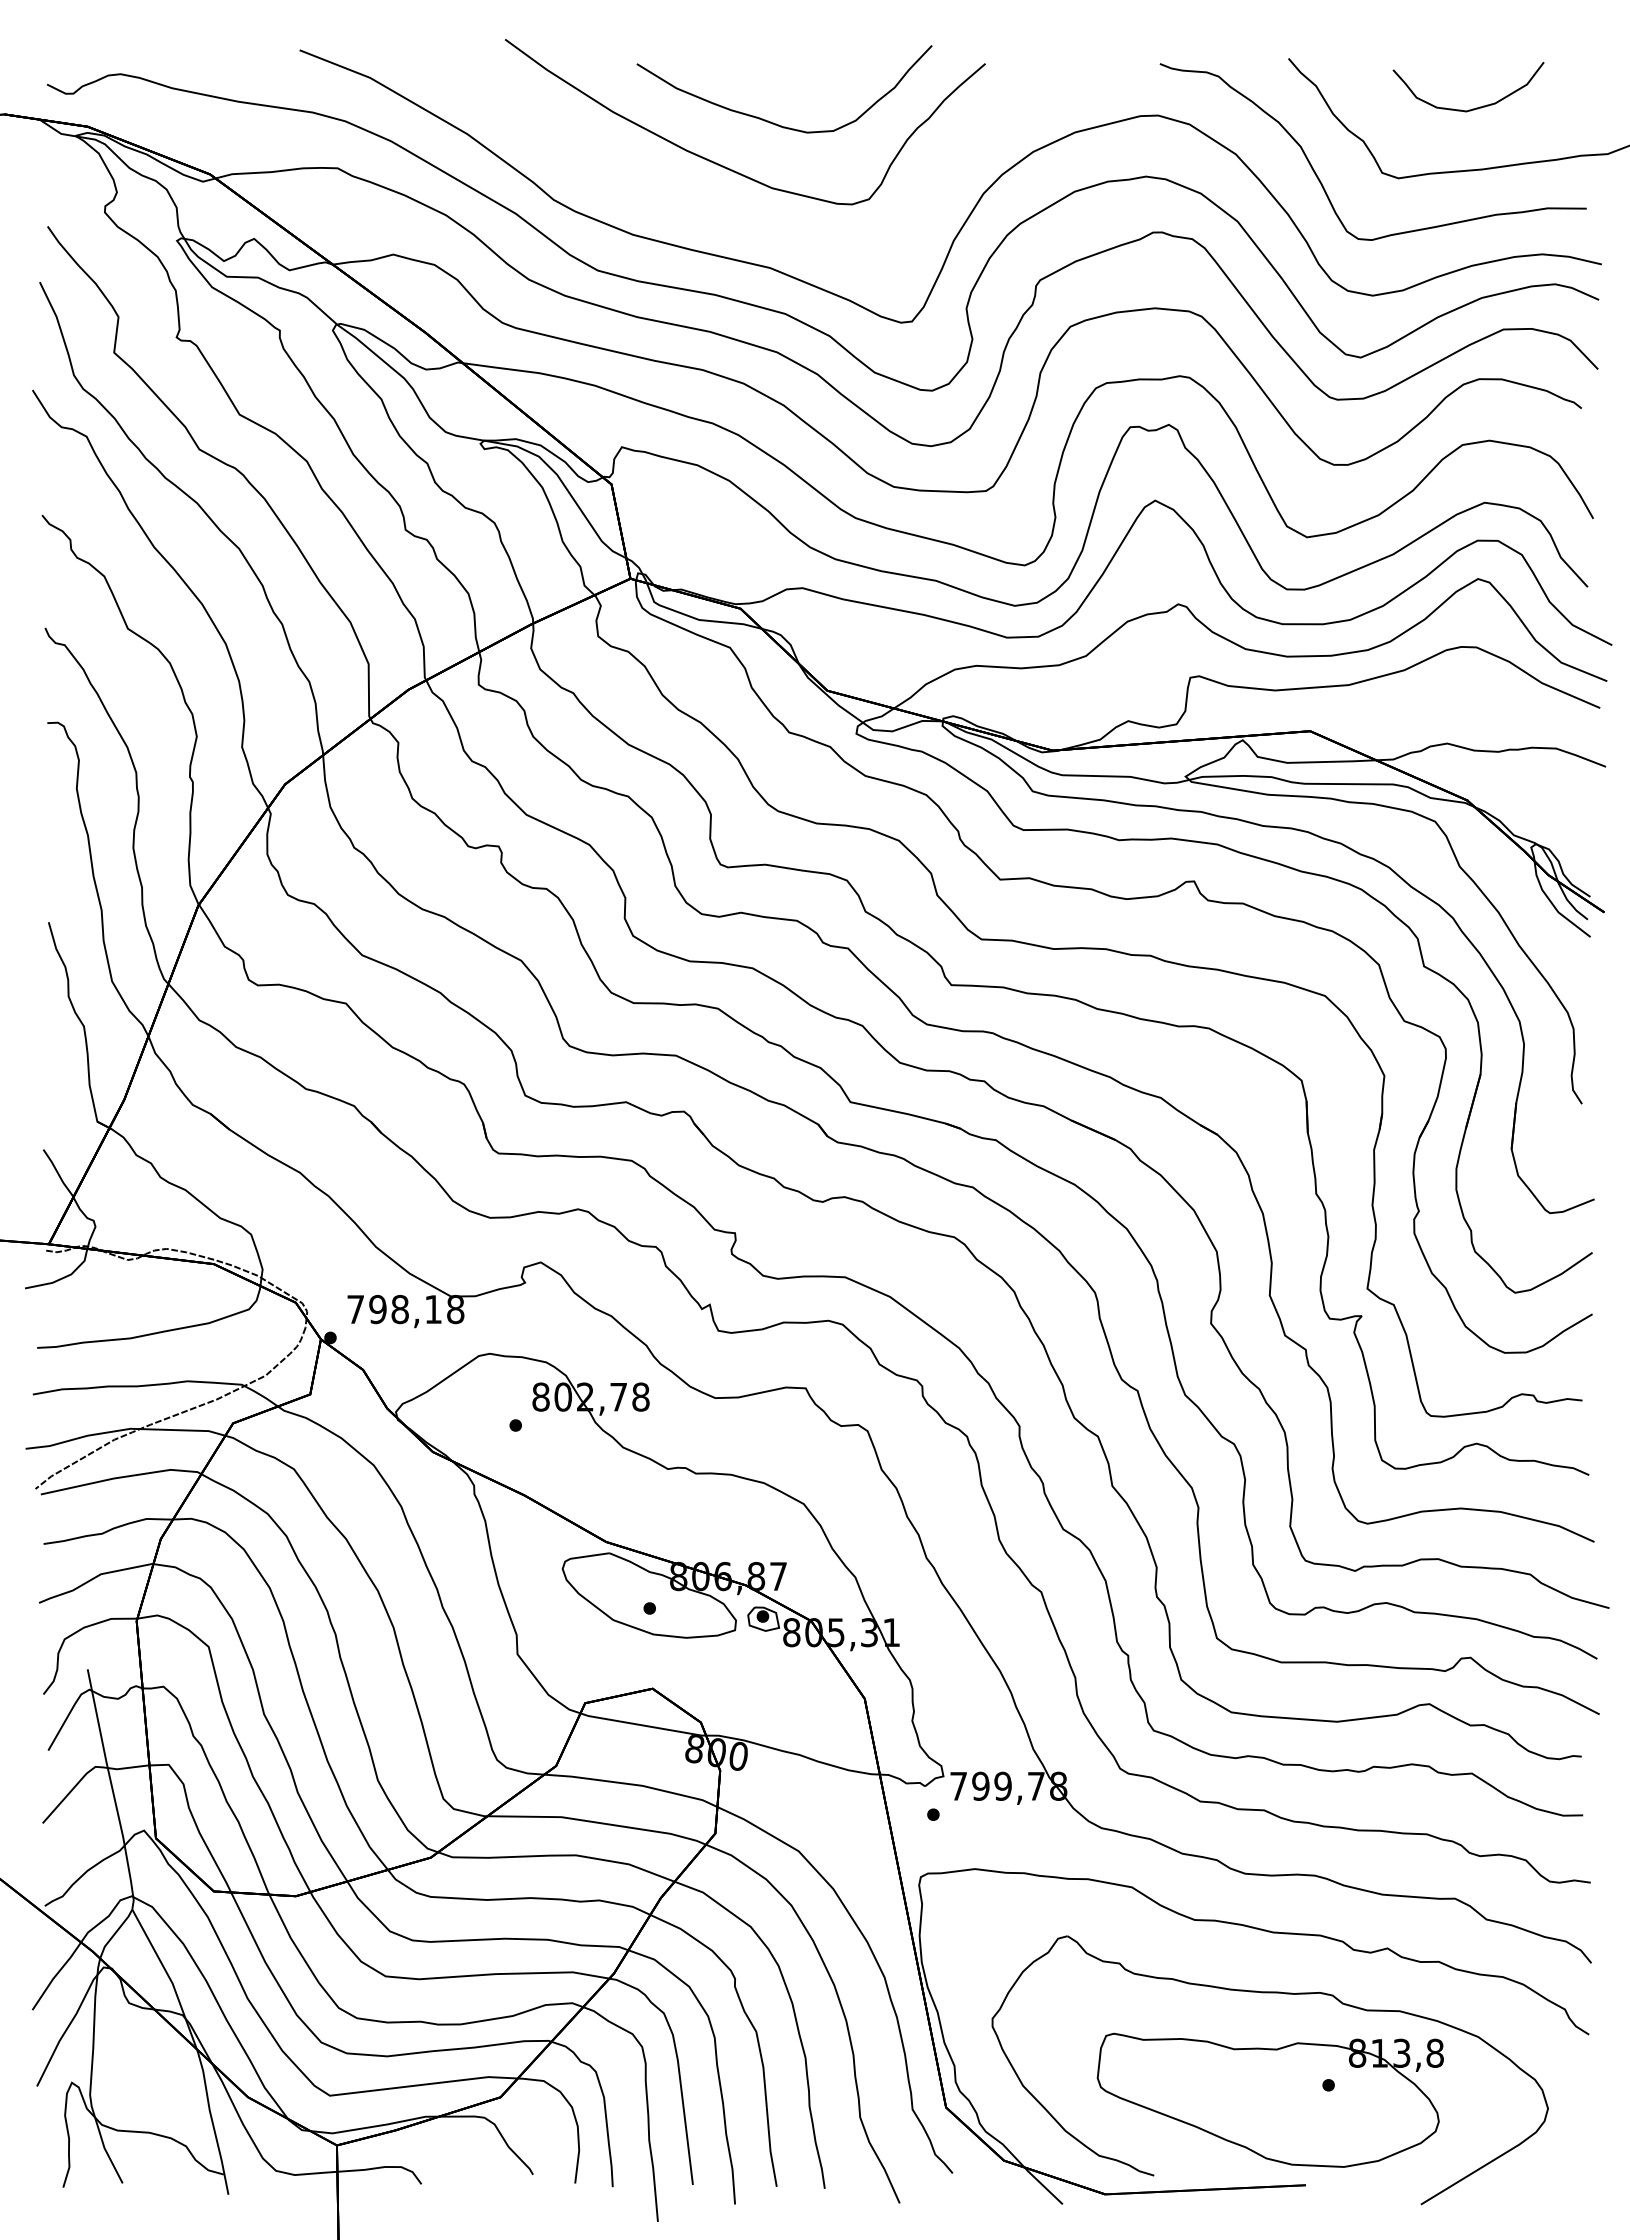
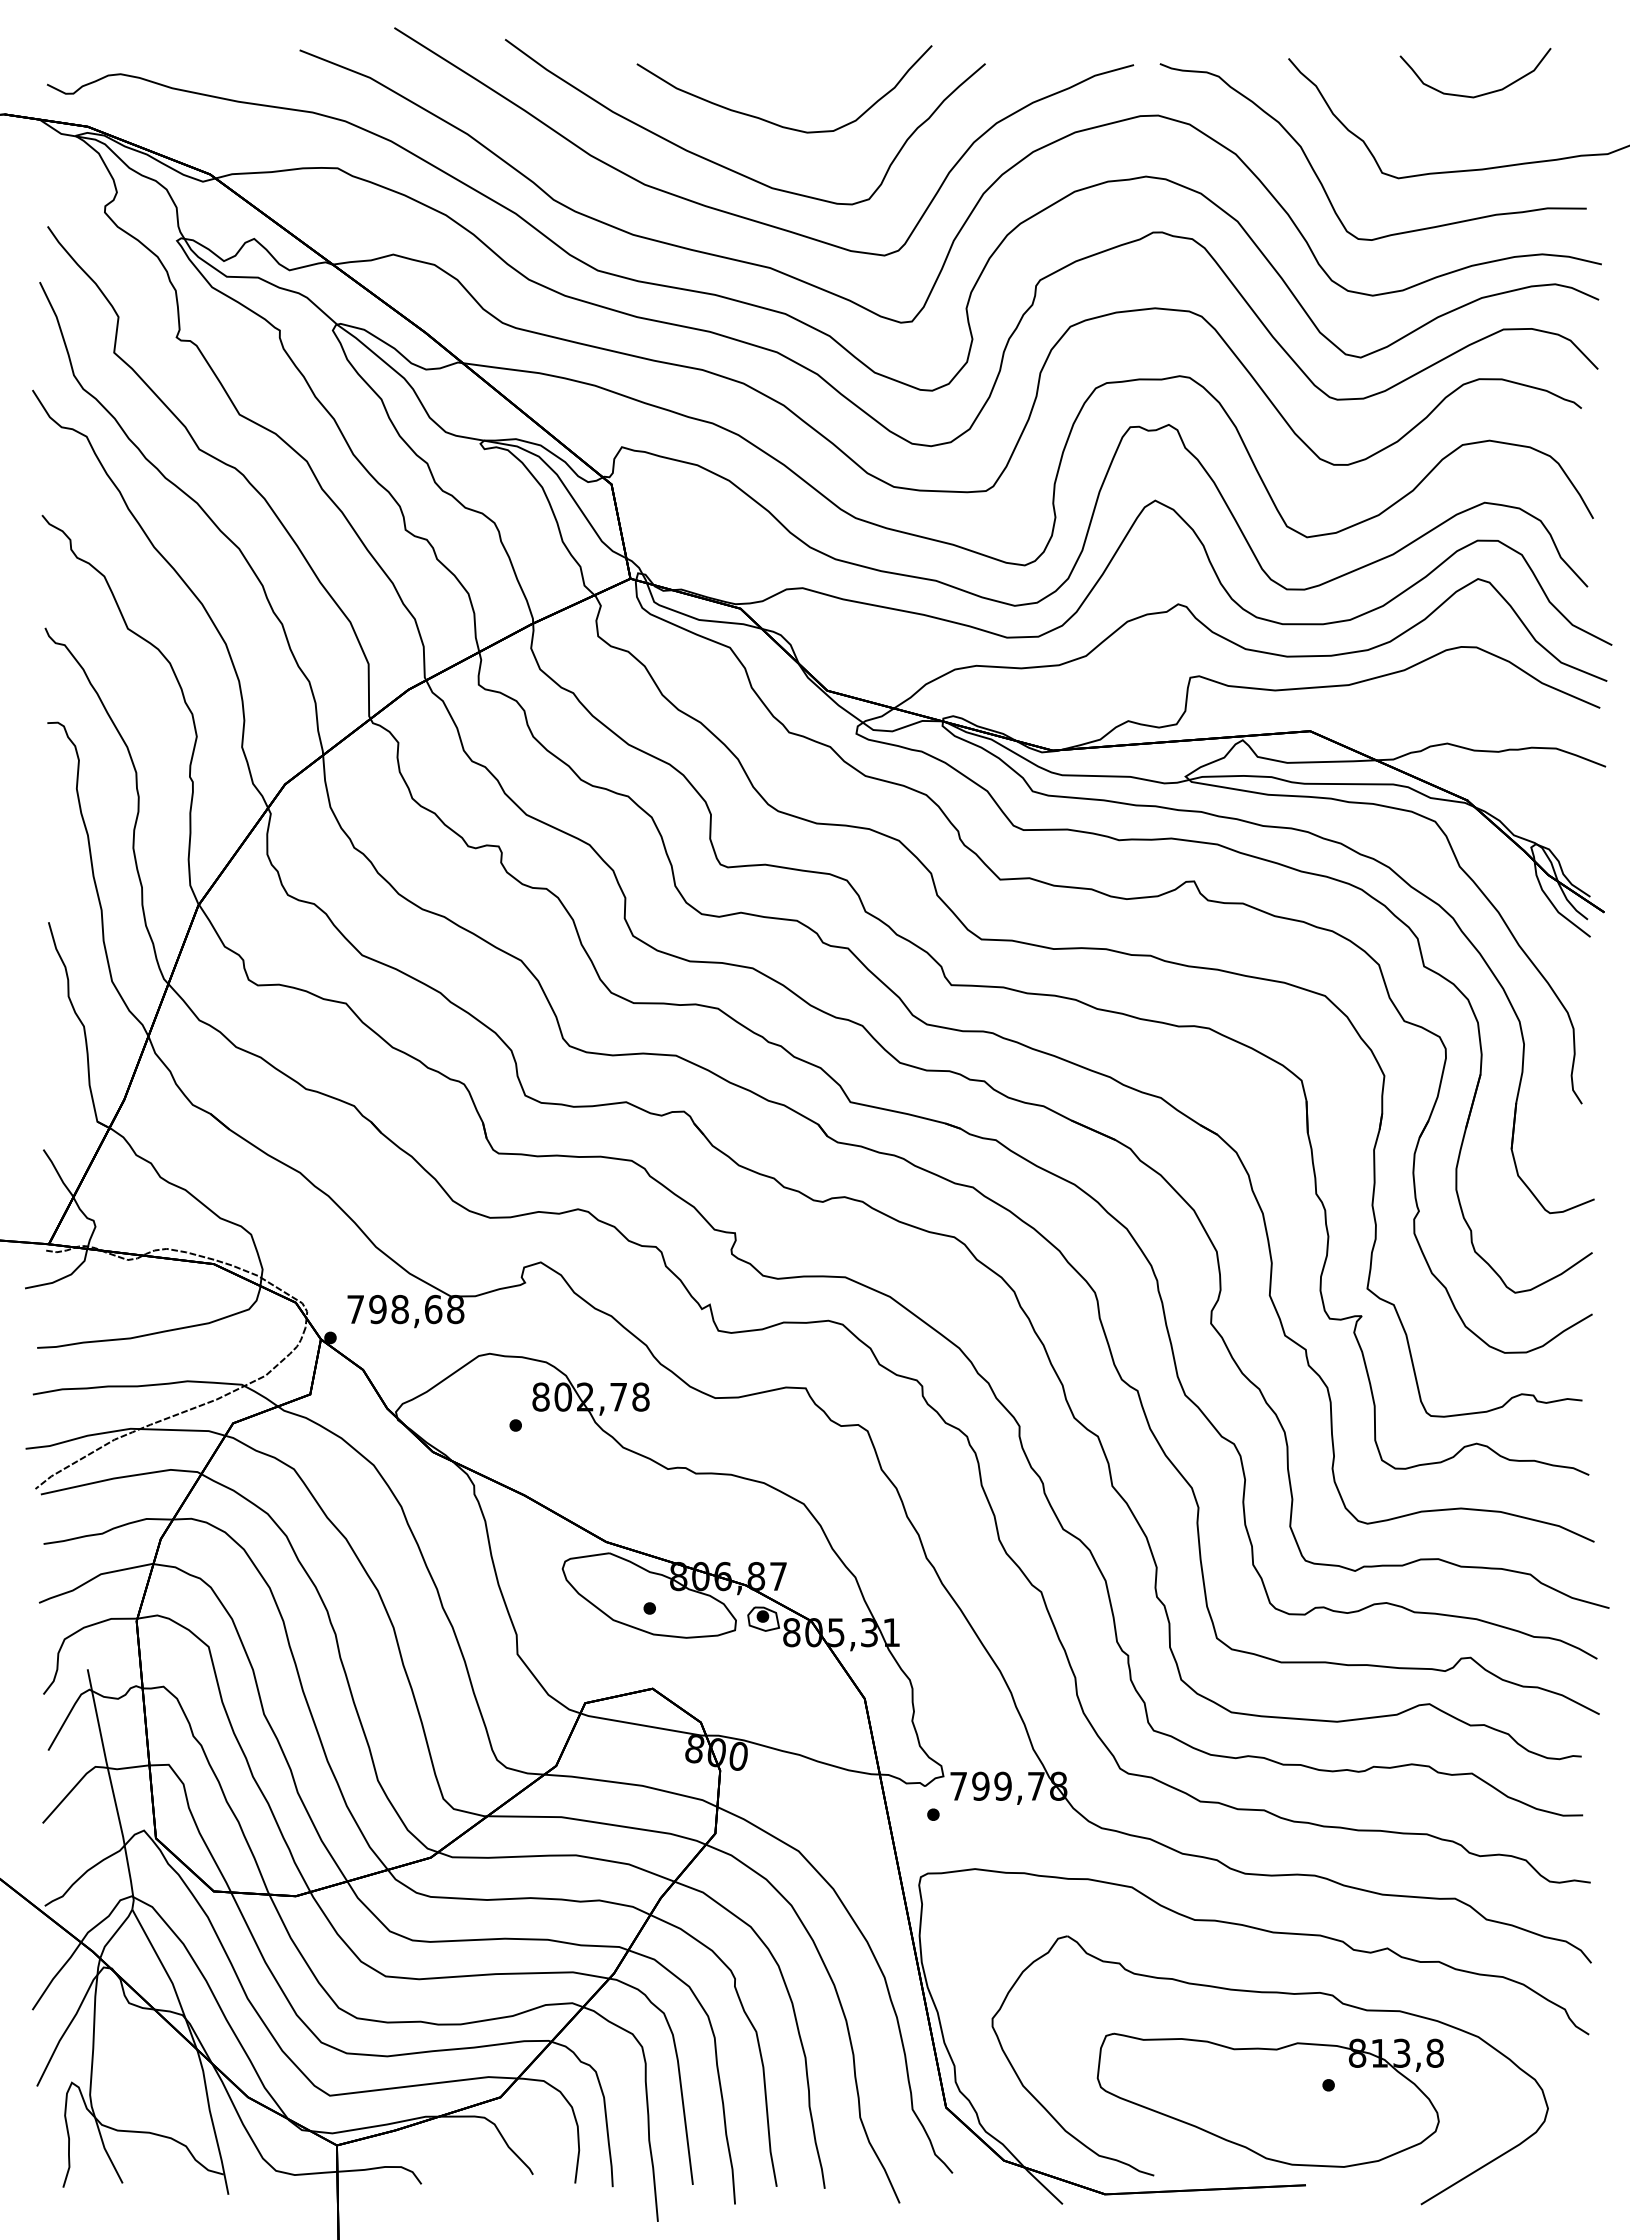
curve position: (1472, 108) -> (1479, 94) (1479, 94)
curve: none -> present (740, 215)
text: 798,18 -> 798,68 (433, 1309)
